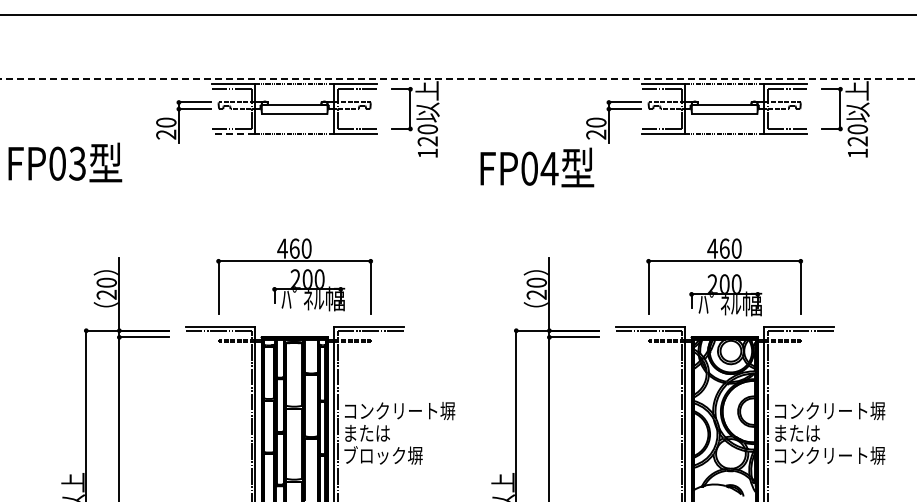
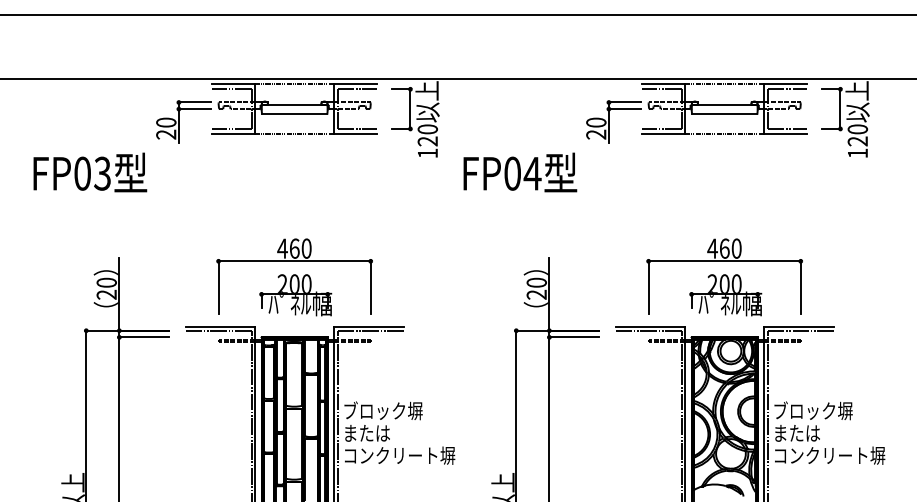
line: dashed -> solid (458, 79)
line: dashed -> solid (233, 133)
text position: (65, 162) -> (90, 172) (90, 172)
text position: (537, 167) -> (520, 172) (520, 172)
part position: (308, 290) -> (295, 295) (295, 295)
text: コンクリート塀 -> ブロック塀 (399, 410)
text: コンクリート塀 -> ブロック塀 (829, 410)
text: ブロック塀 -> コンクリート塀 (399, 455)
